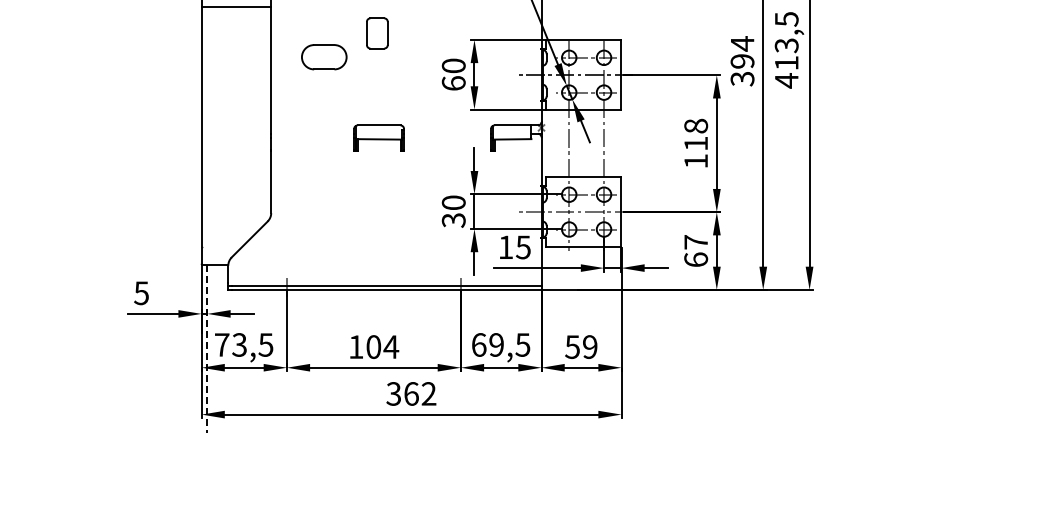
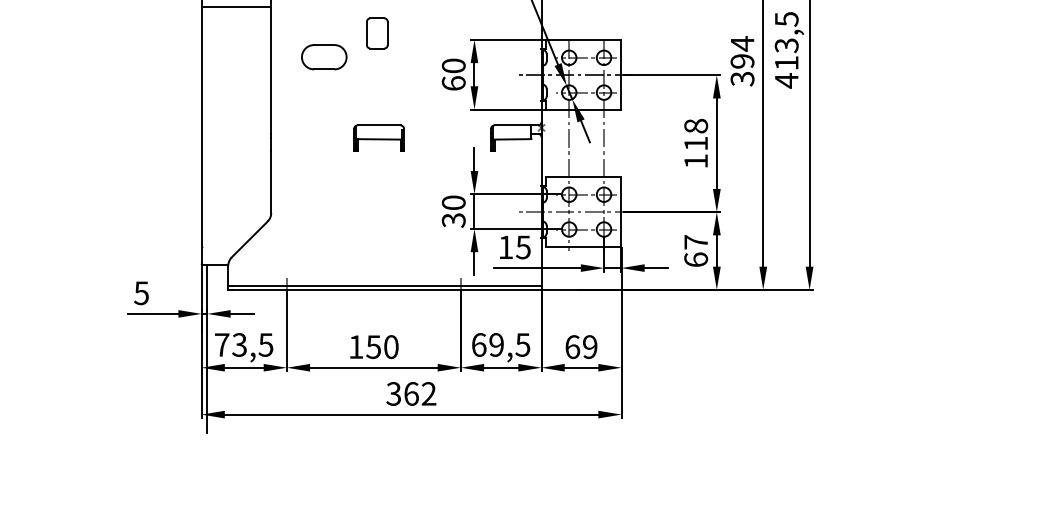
text: 59 -> 69 (572, 346)
text: 104 -> 150 (382, 347)
line: dashed -> solid (207, 349)
